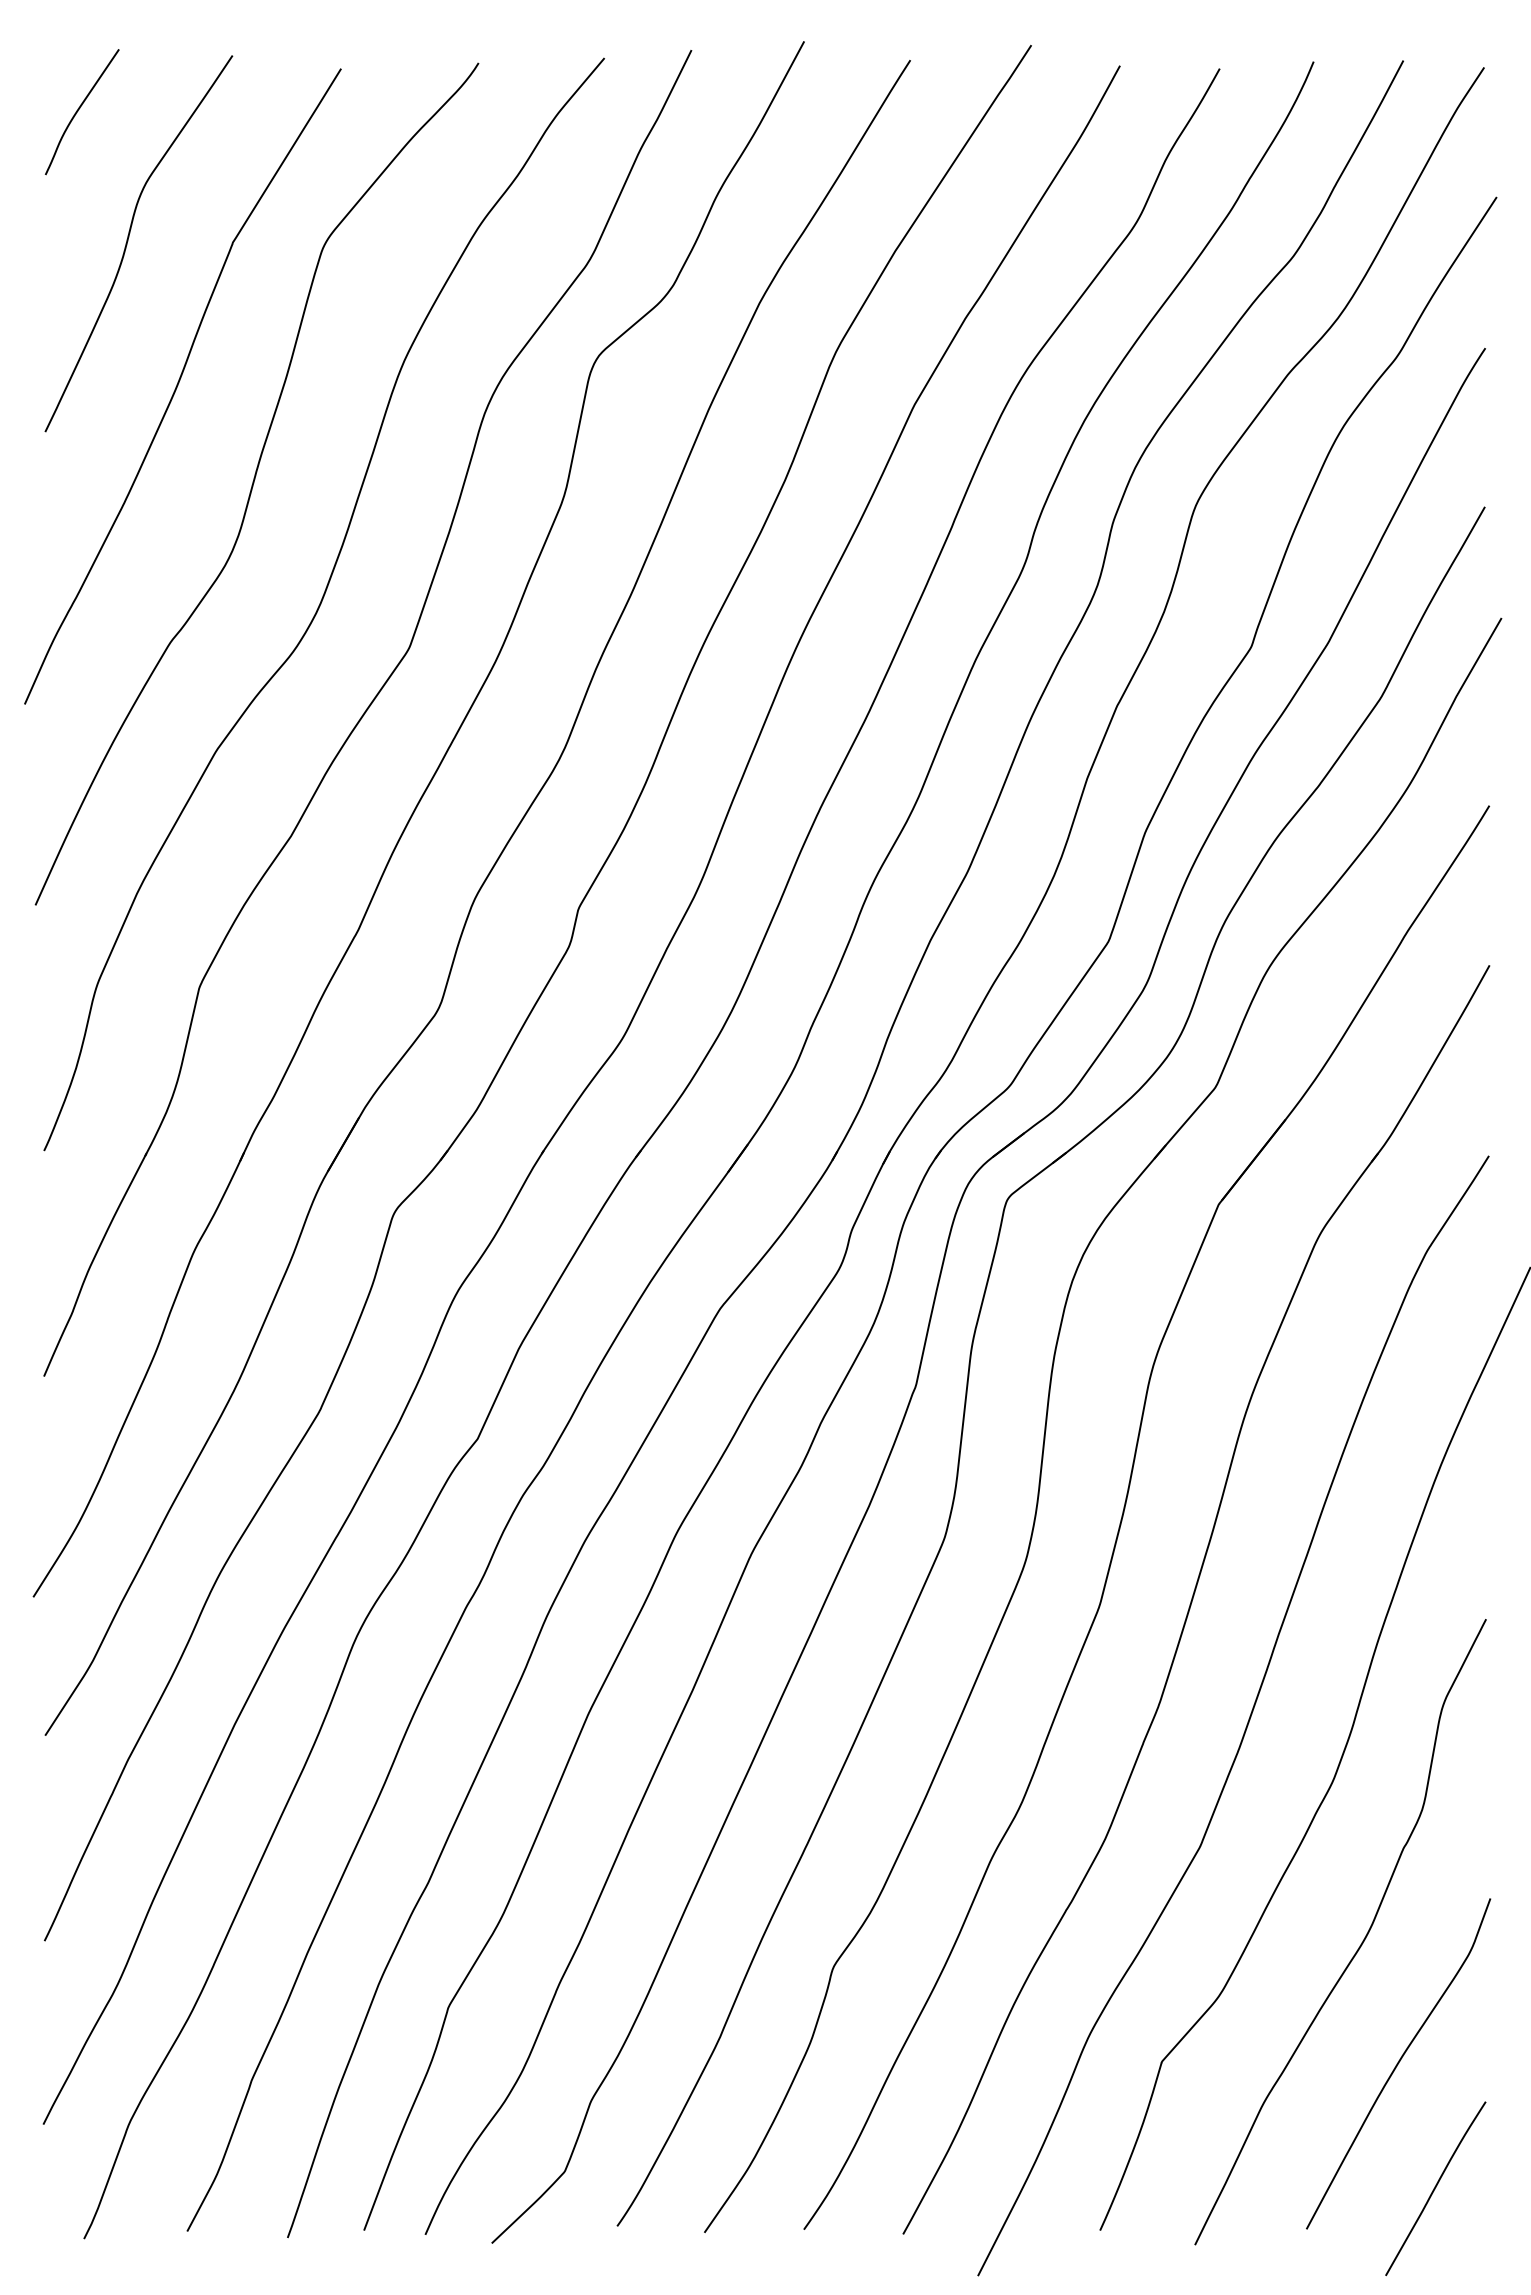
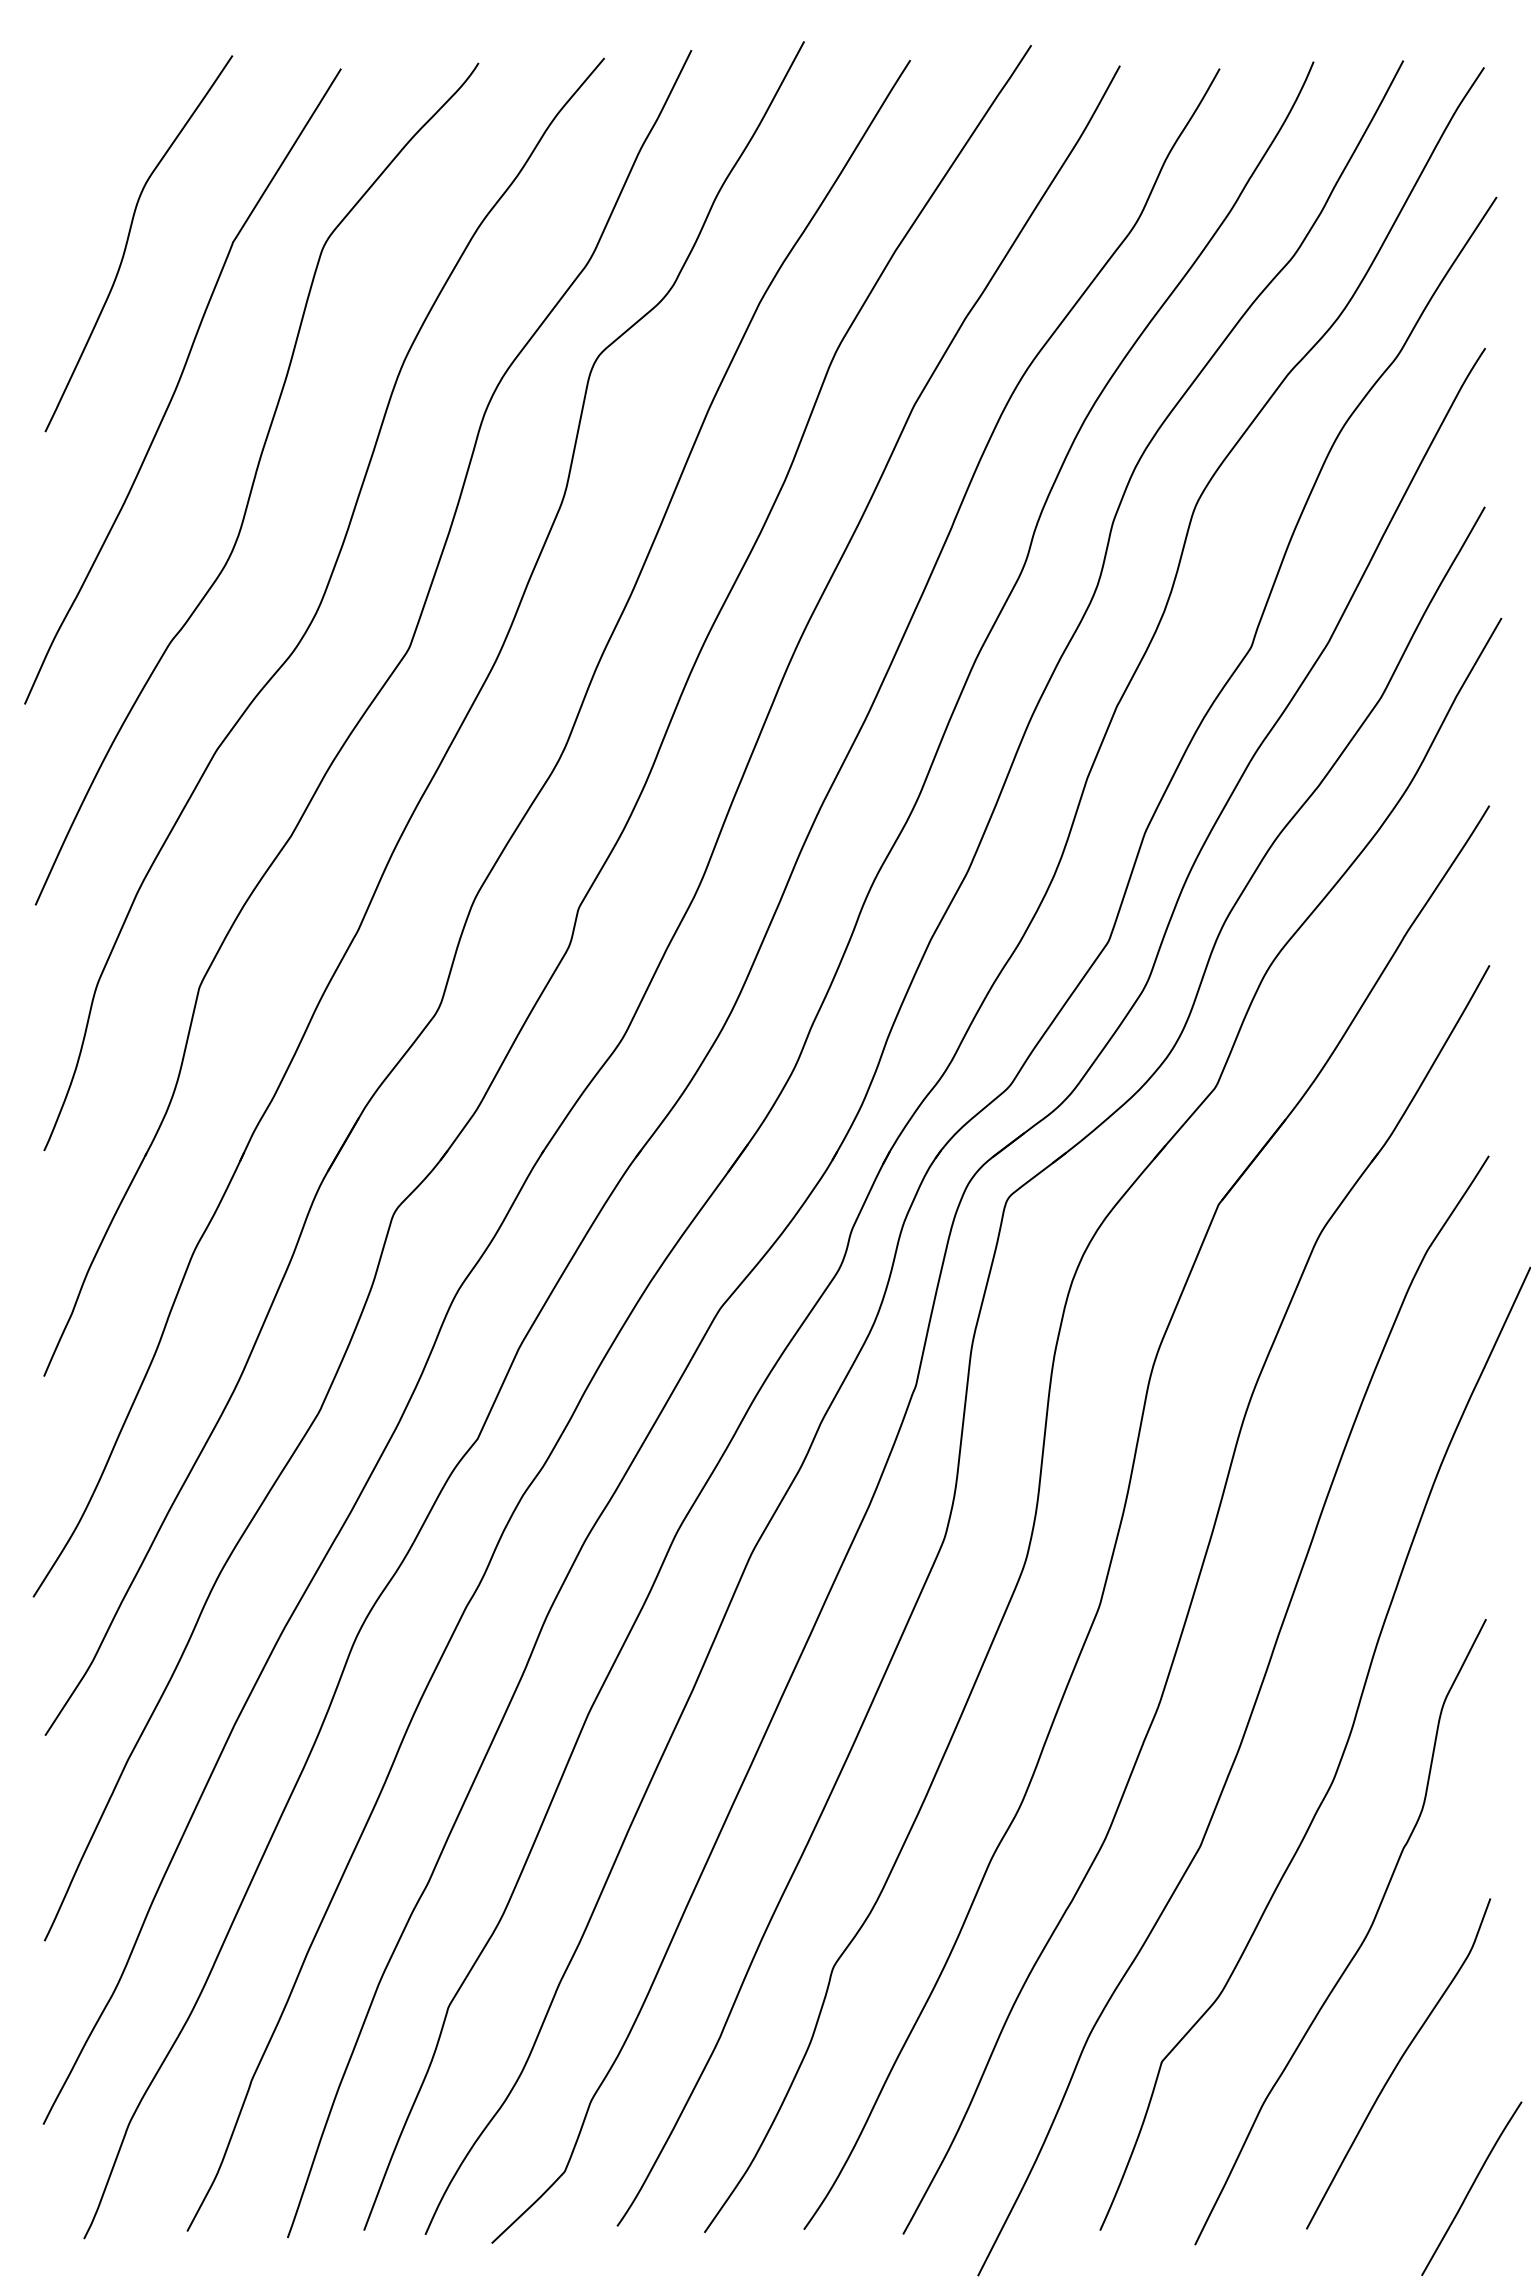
curve: present -> none (78, 111)
curve position: (1435, 2188) -> (1471, 2188) (1471, 2188)
